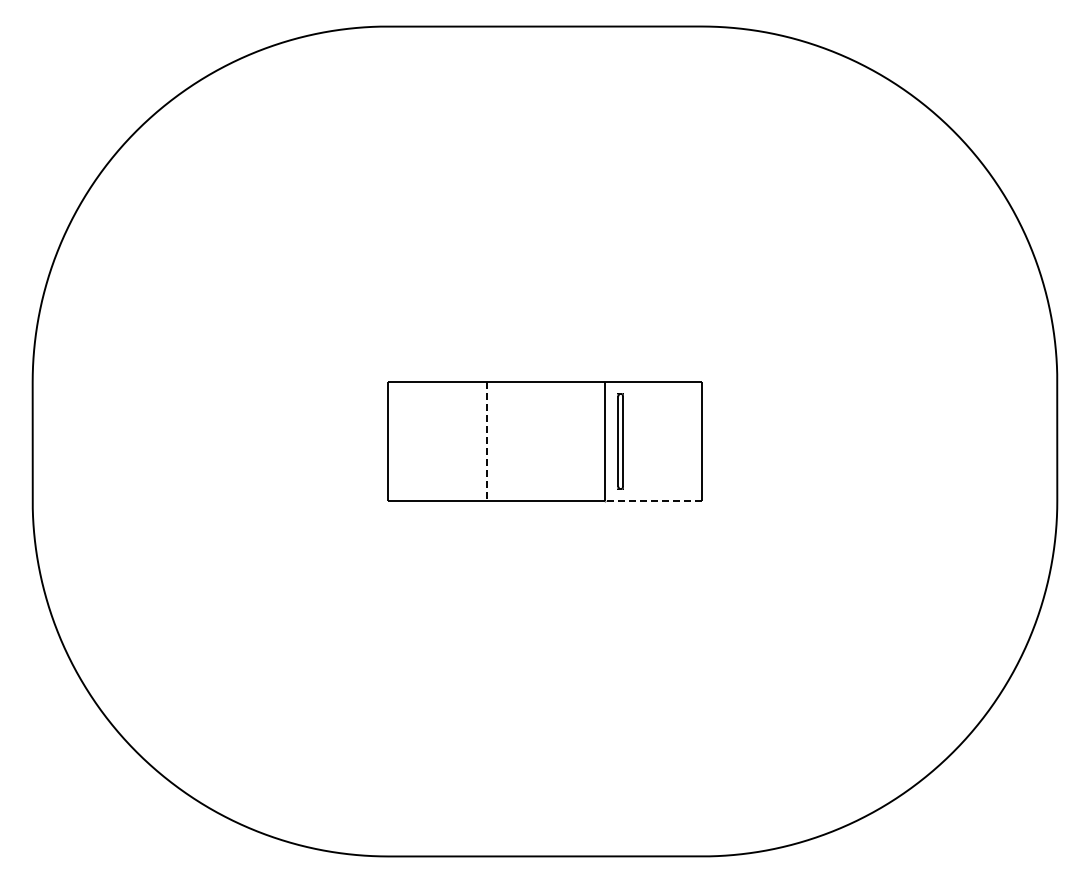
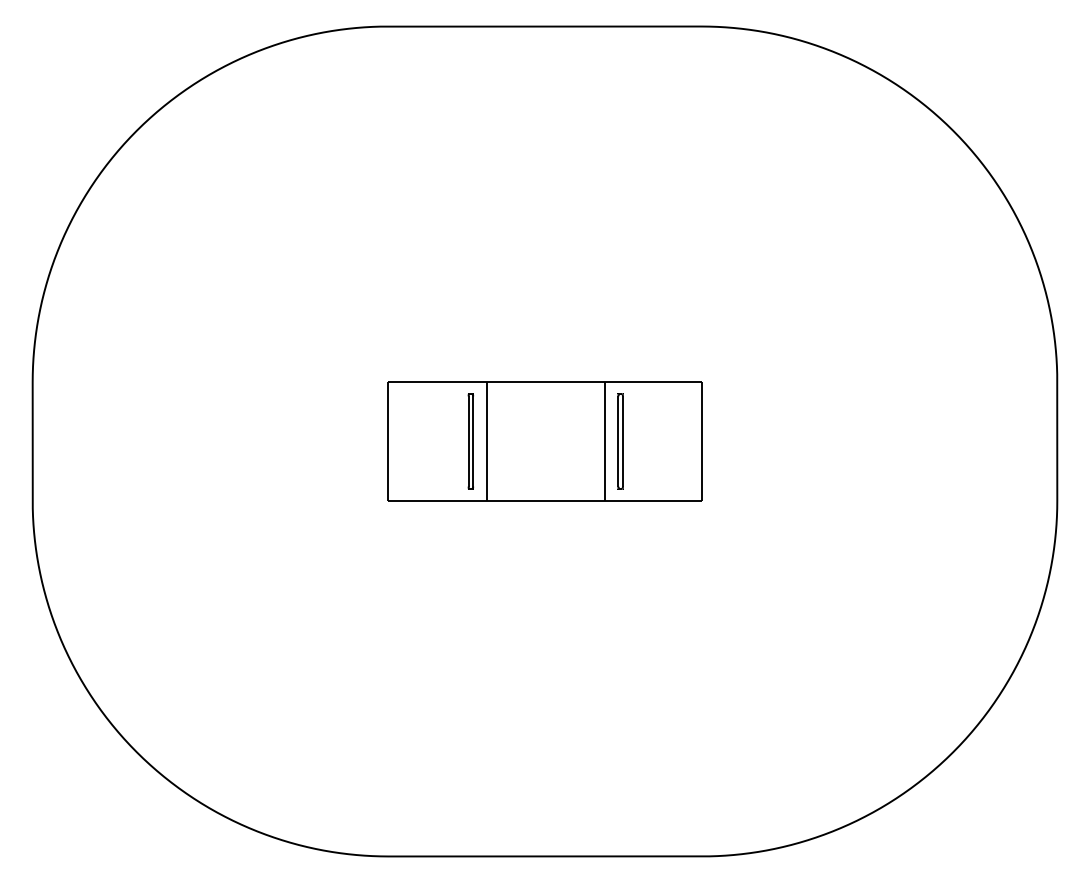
part: none -> present (470, 441)
line: dashed -> solid (486, 441)
line: dashed -> solid (652, 500)
